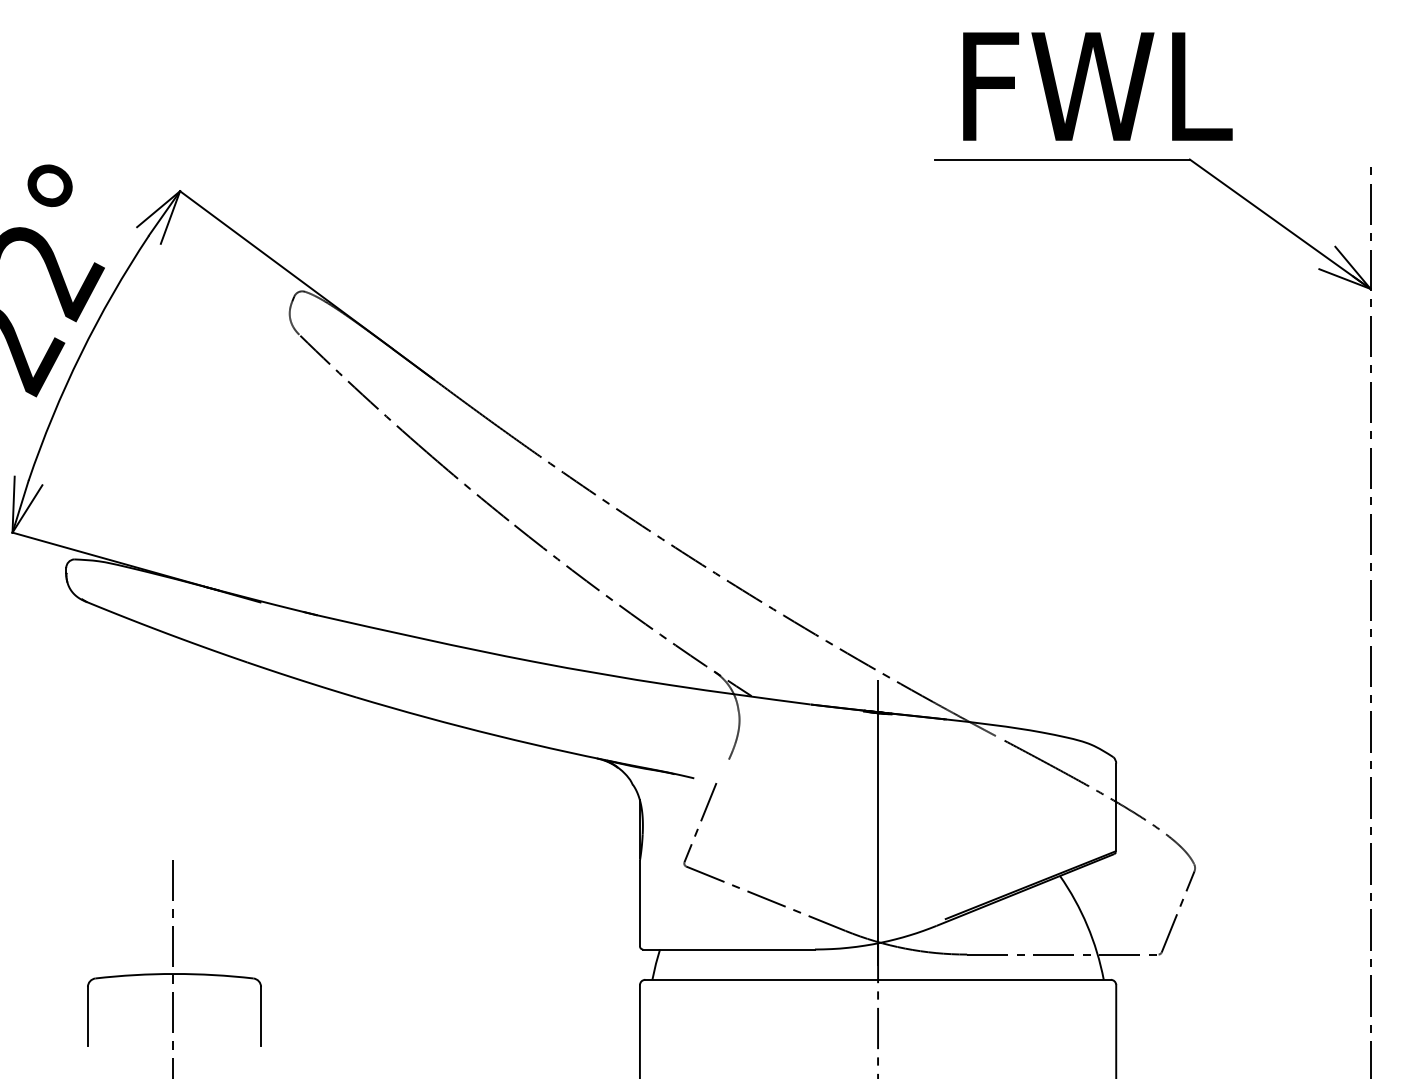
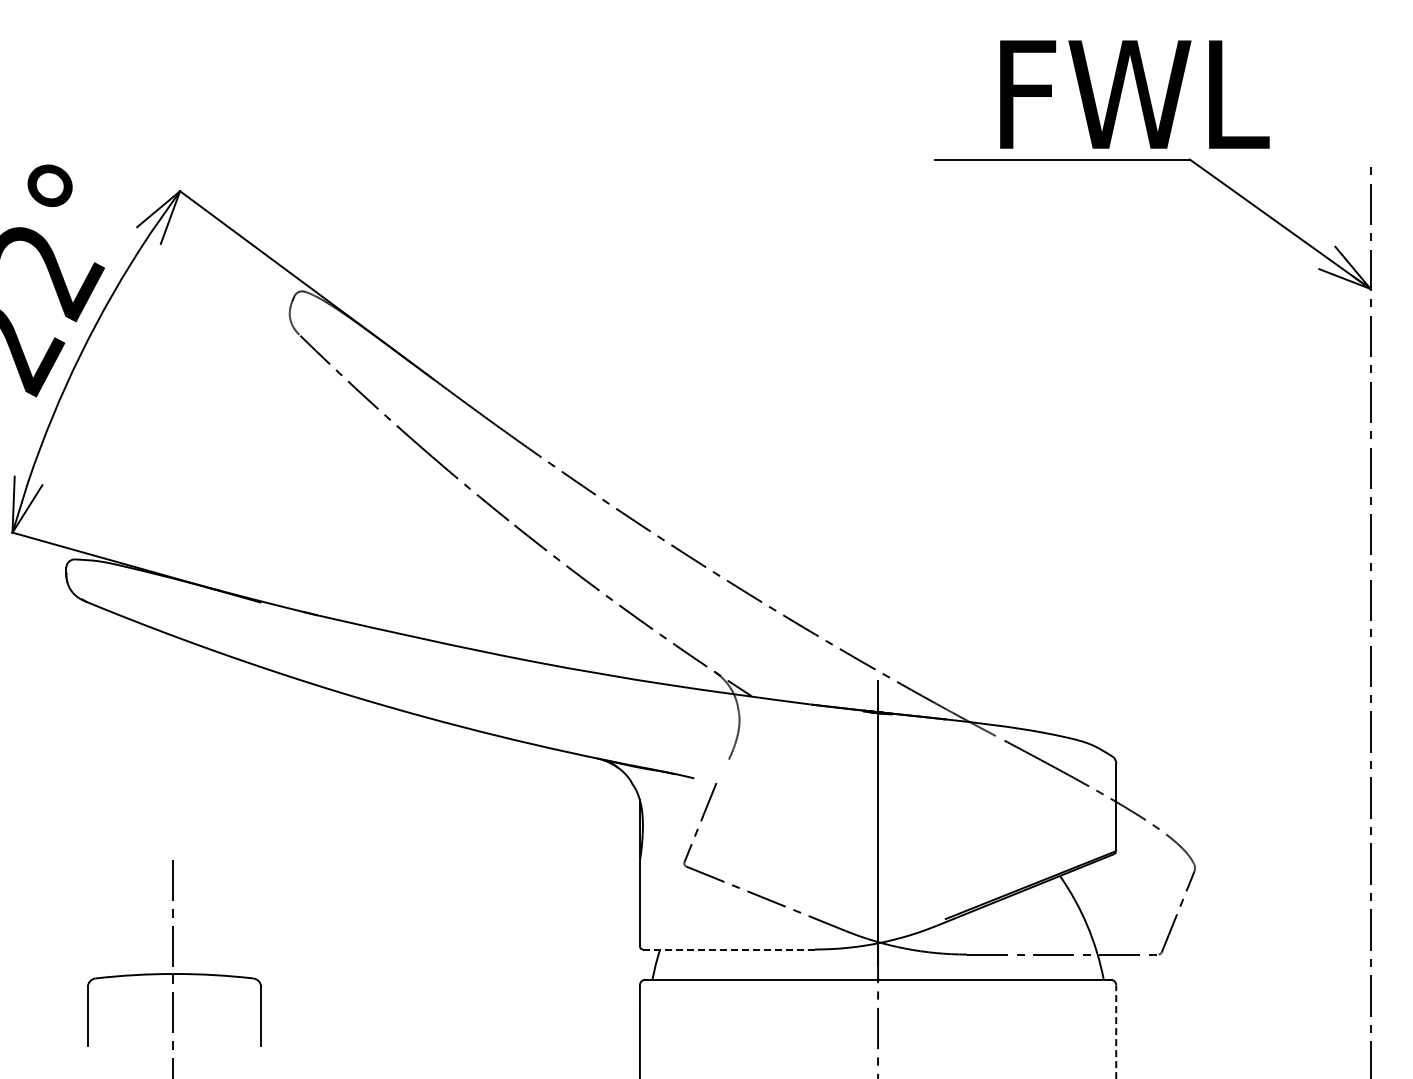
text position: (1097, 86) -> (1134, 94) (1134, 94)
line: solid -> dashed (729, 949)
line: solid -> dashed (1116, 1031)
